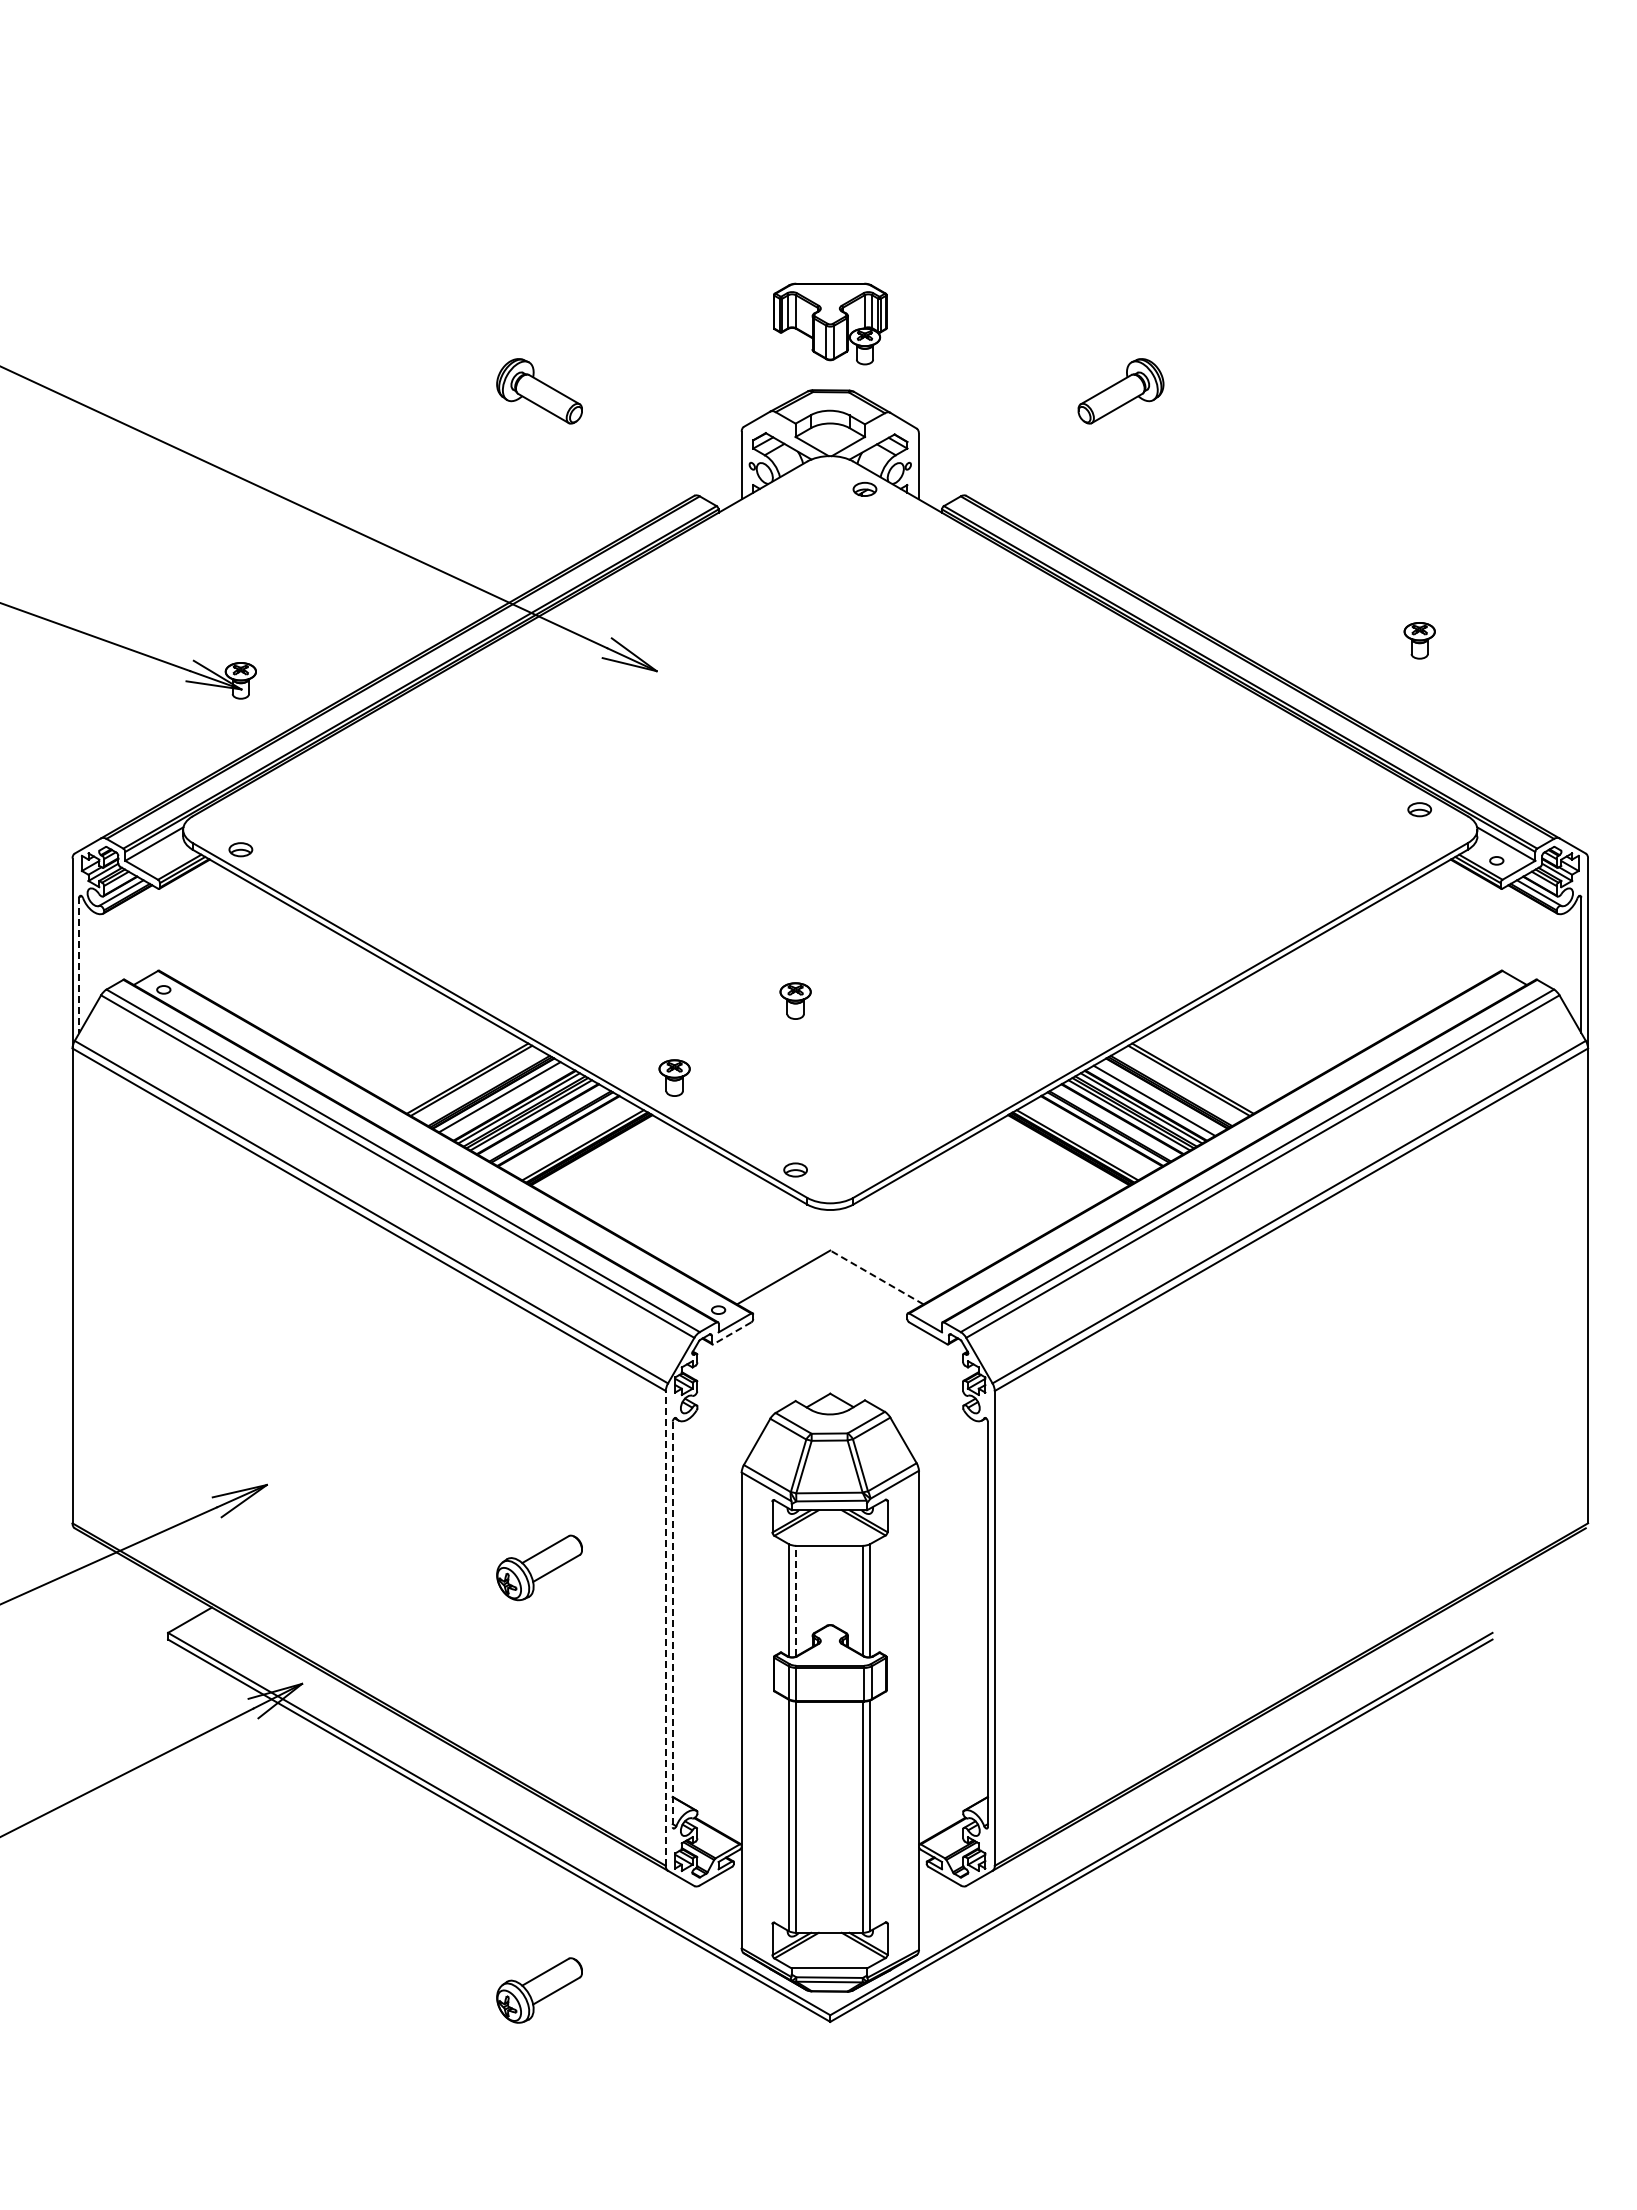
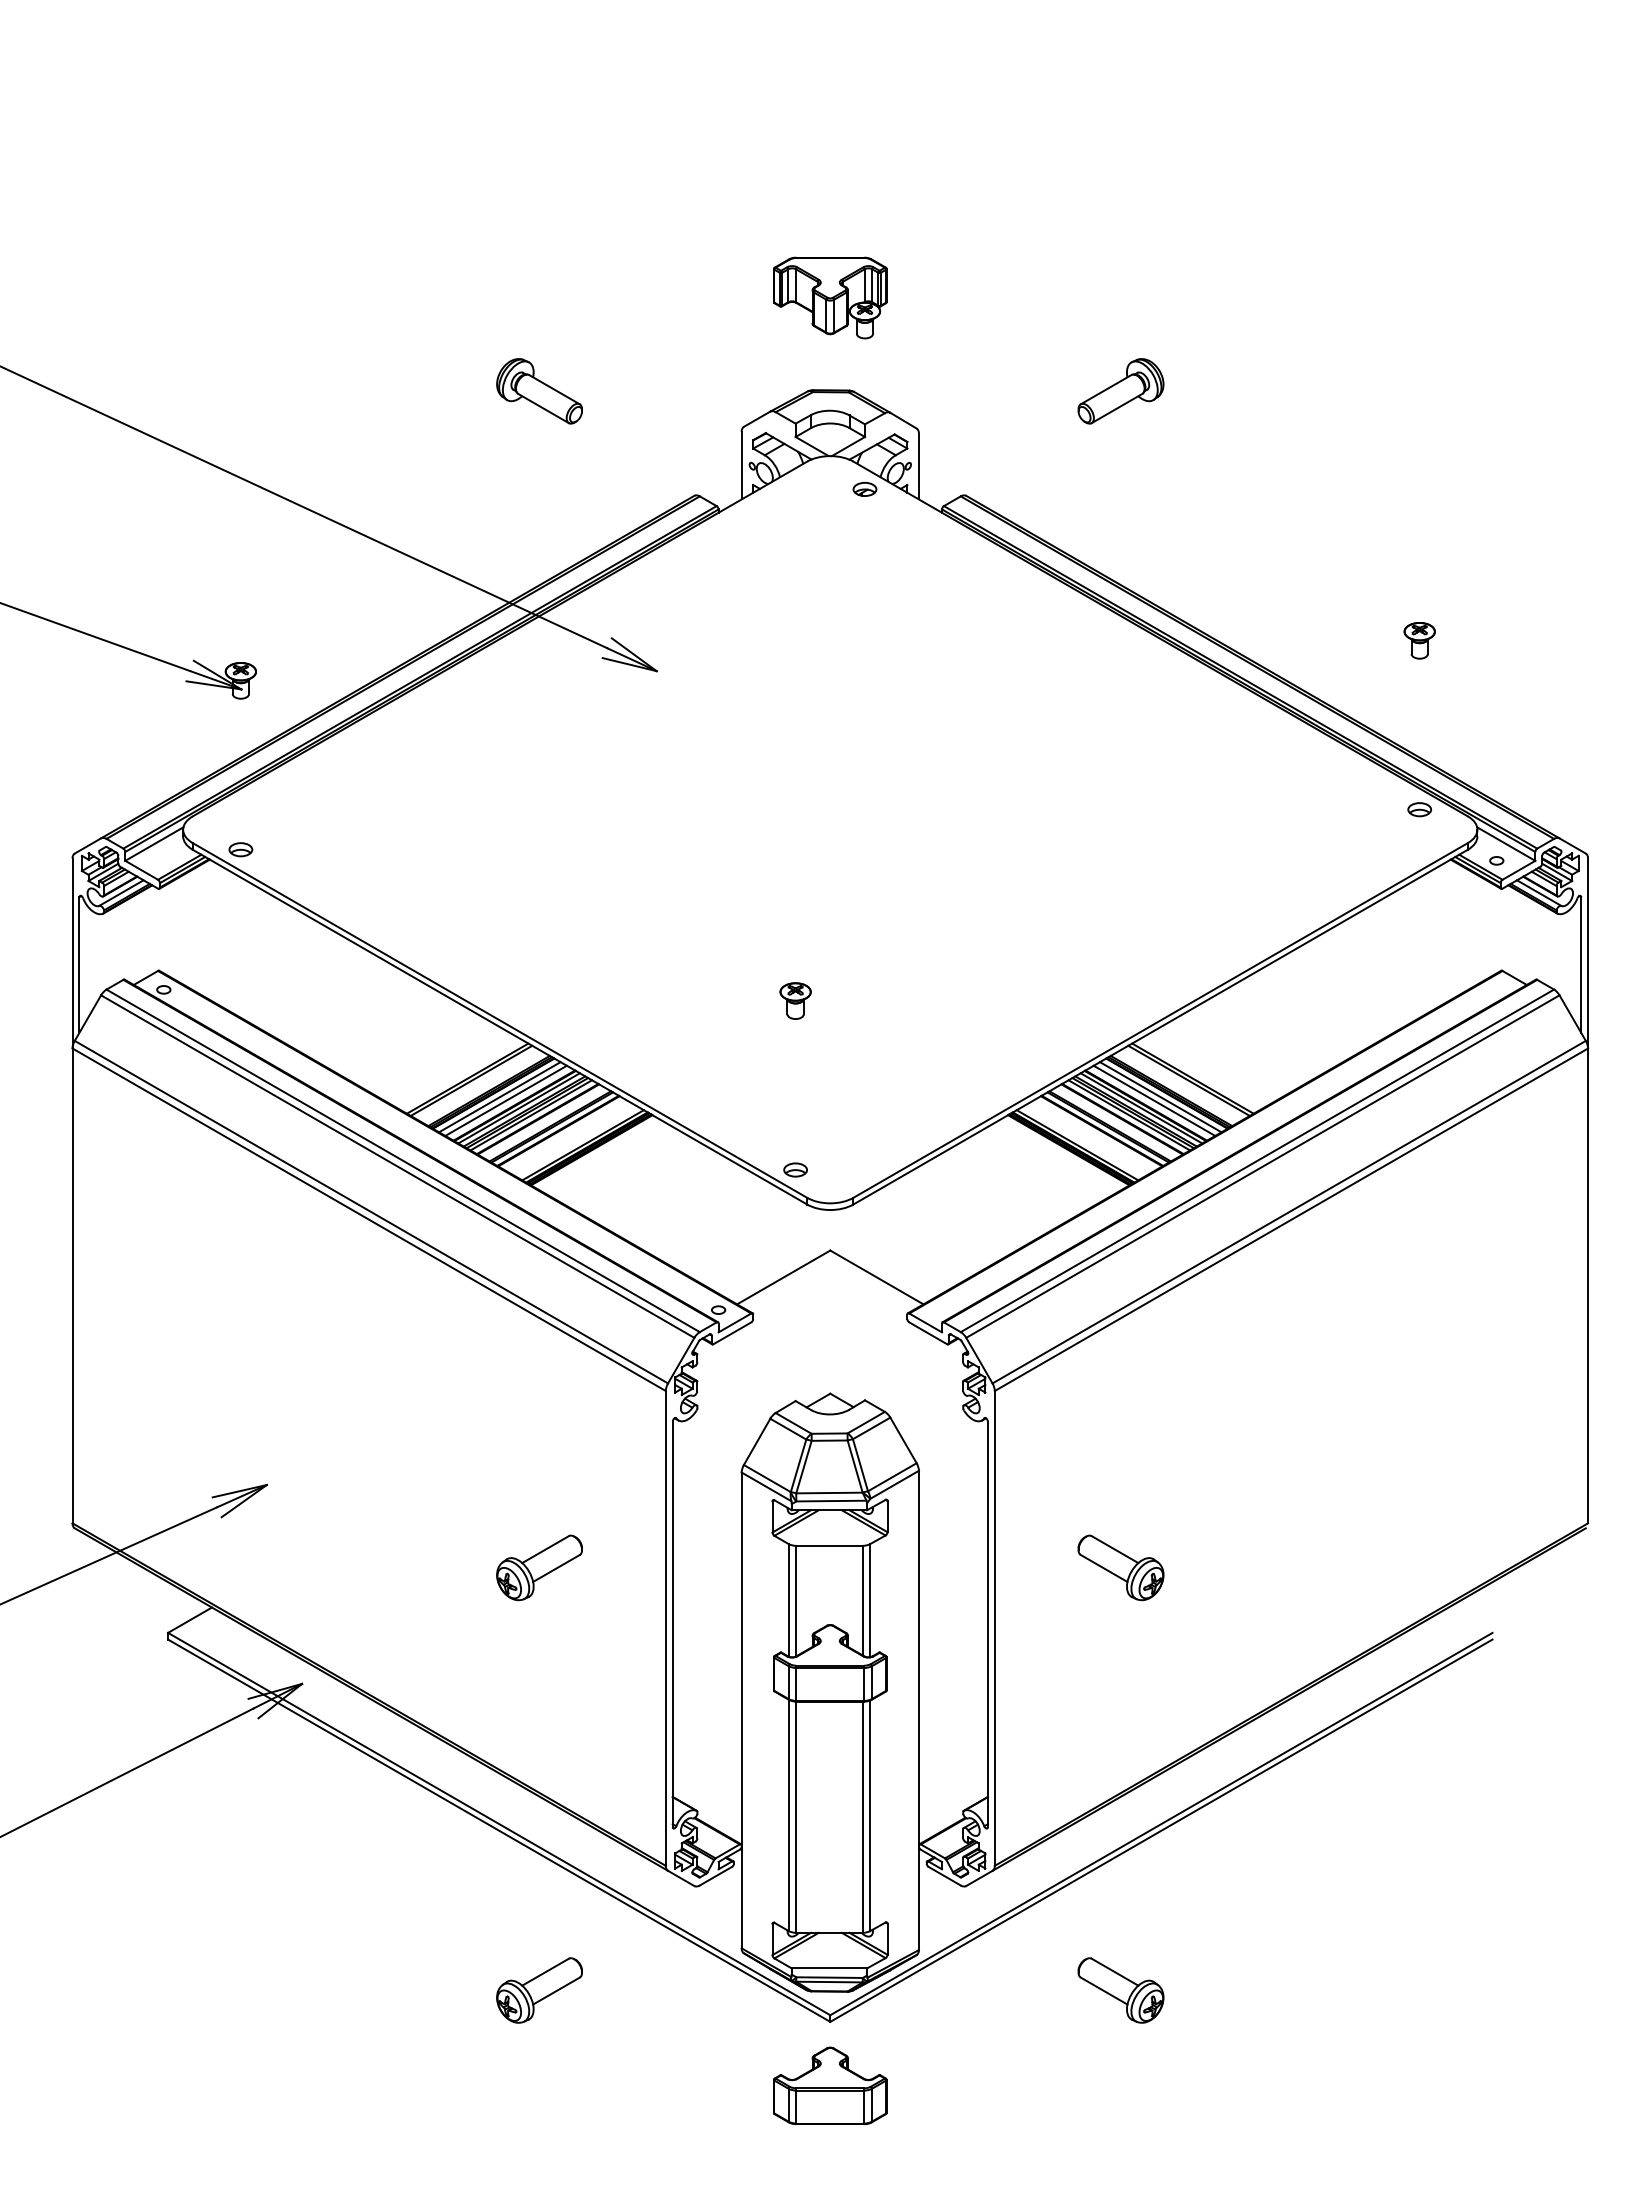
part position: (830, 323) -> (830, 297) (830, 297)
line: dashed -> solid (79, 964)
part: present -> none (674, 1077)
line: none -> present (1160, 1097)
line: none -> present (505, 1100)
line: dashed -> solid (876, 1277)
line: dashed -> solid (732, 1333)
part: none -> present (1120, 1567)
line: dashed -> solid (796, 1600)
line: dashed -> solid (672, 1624)
line: dashed -> solid (665, 1627)
part: none -> present (1120, 1990)
part: none -> present (830, 2085)
